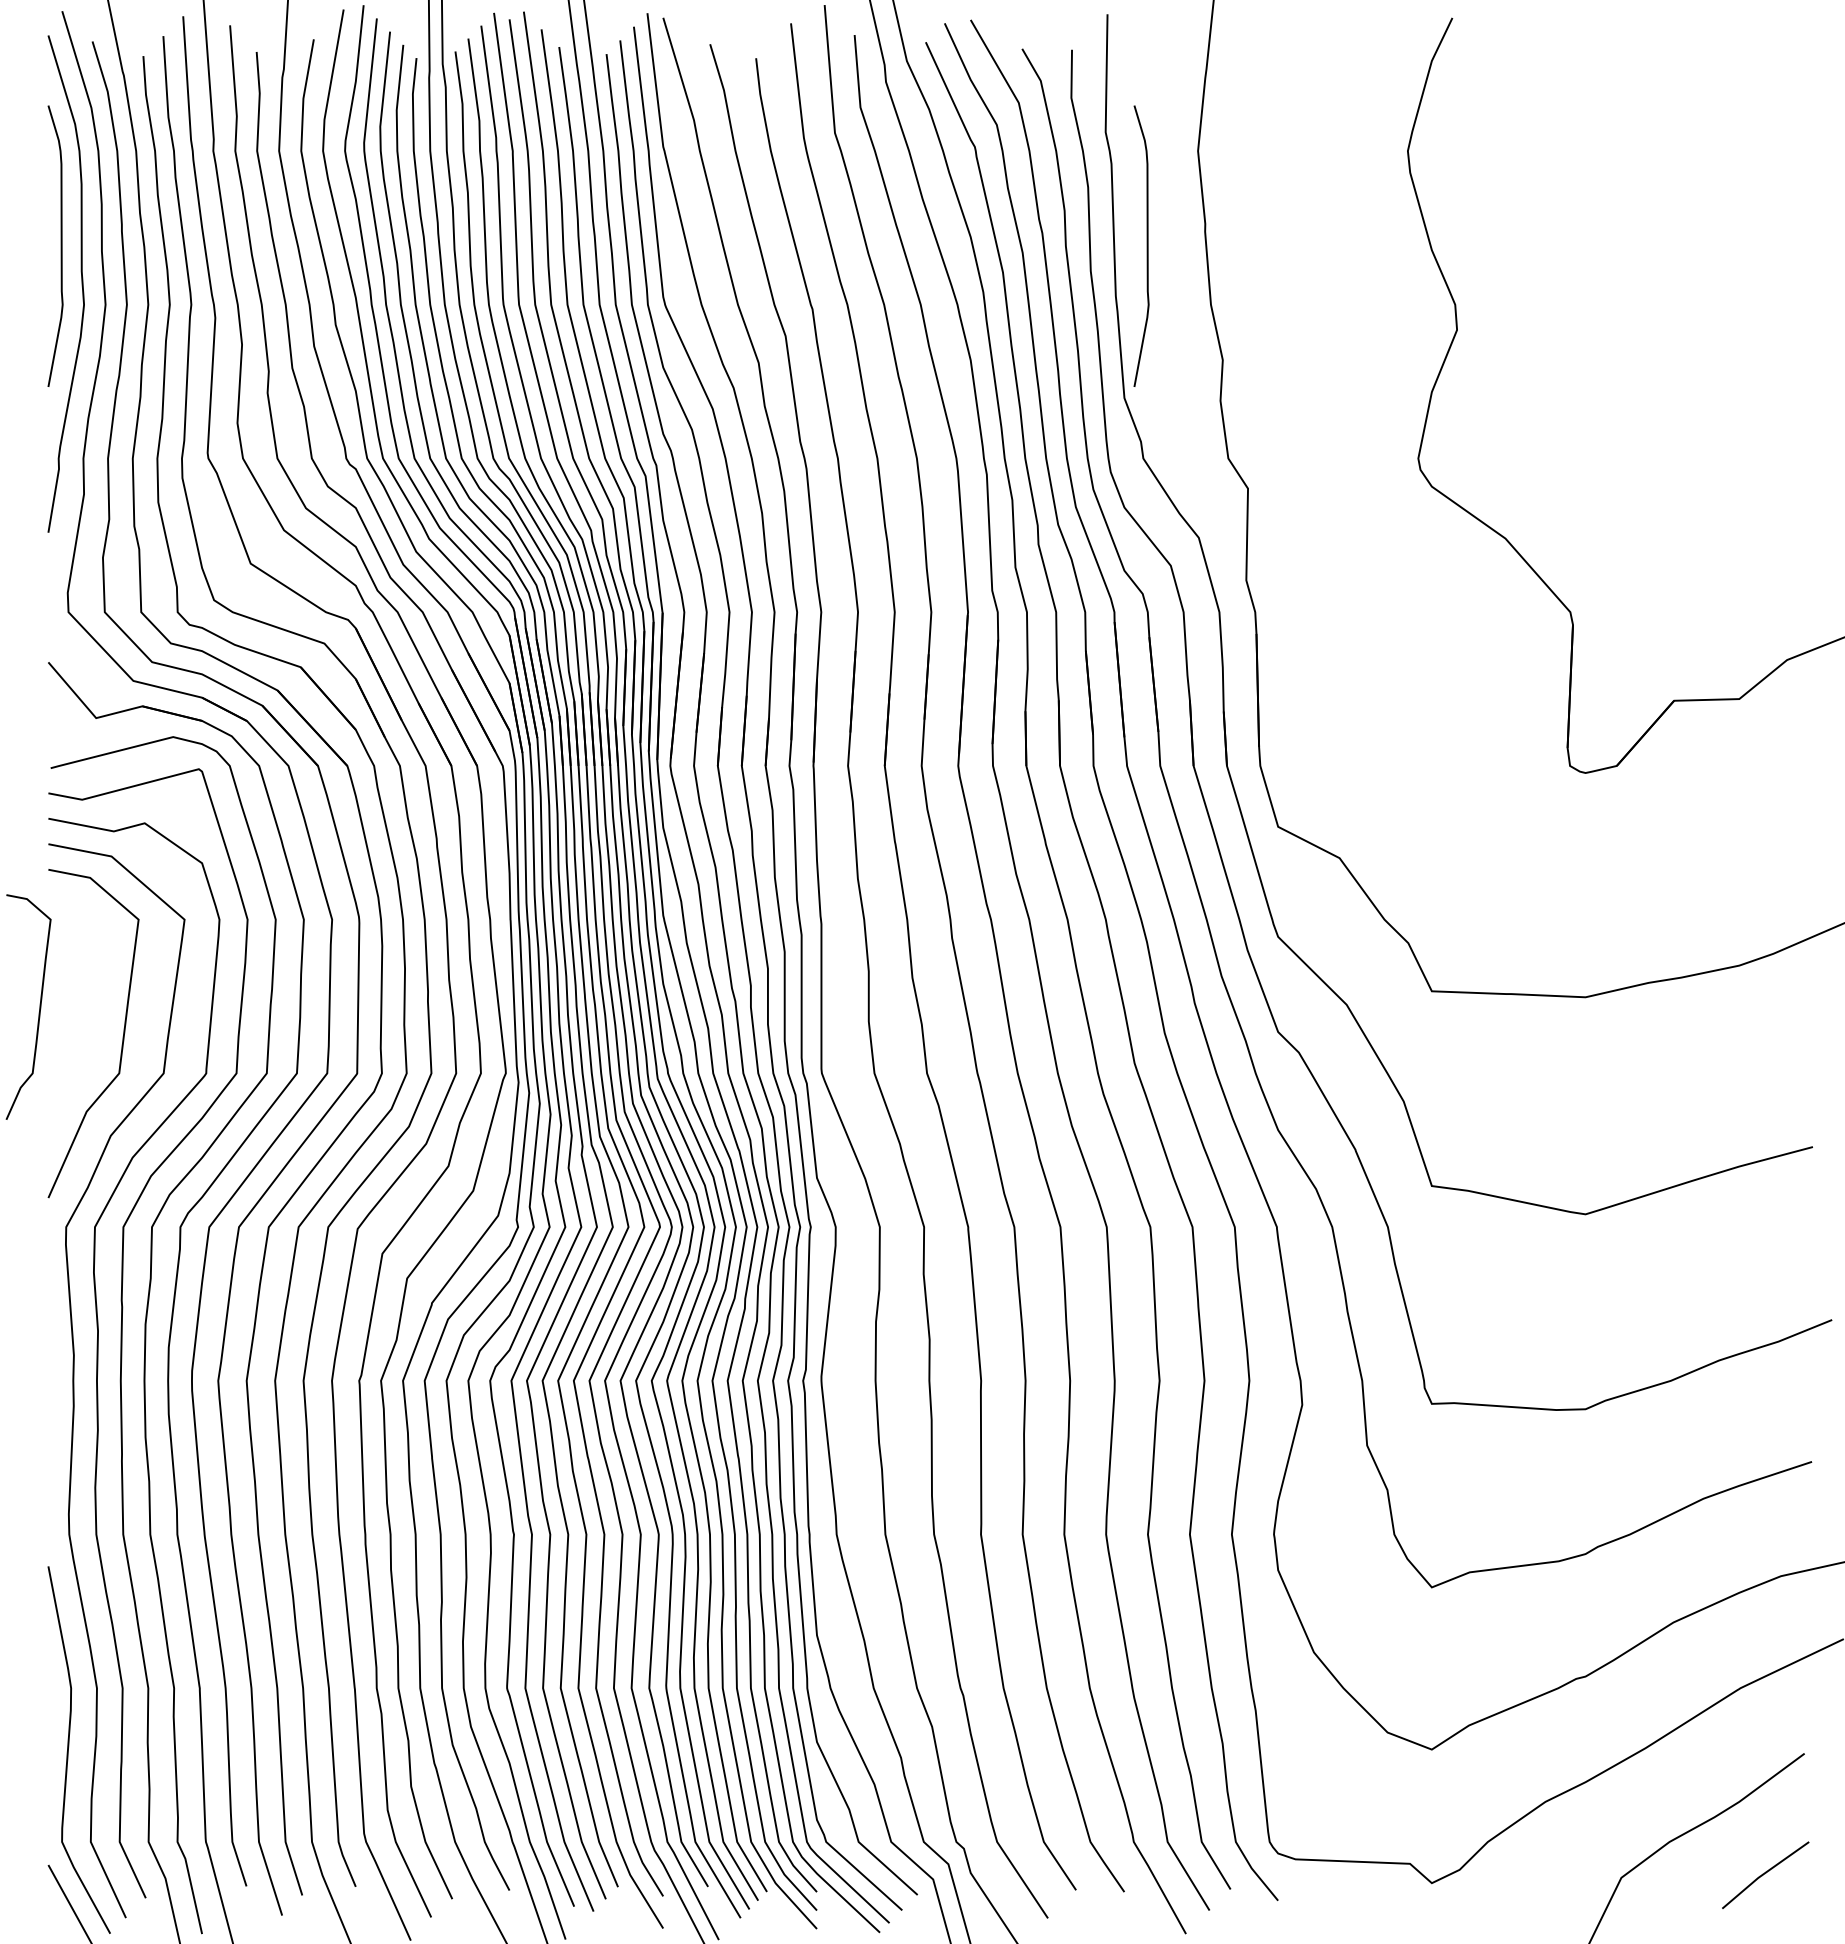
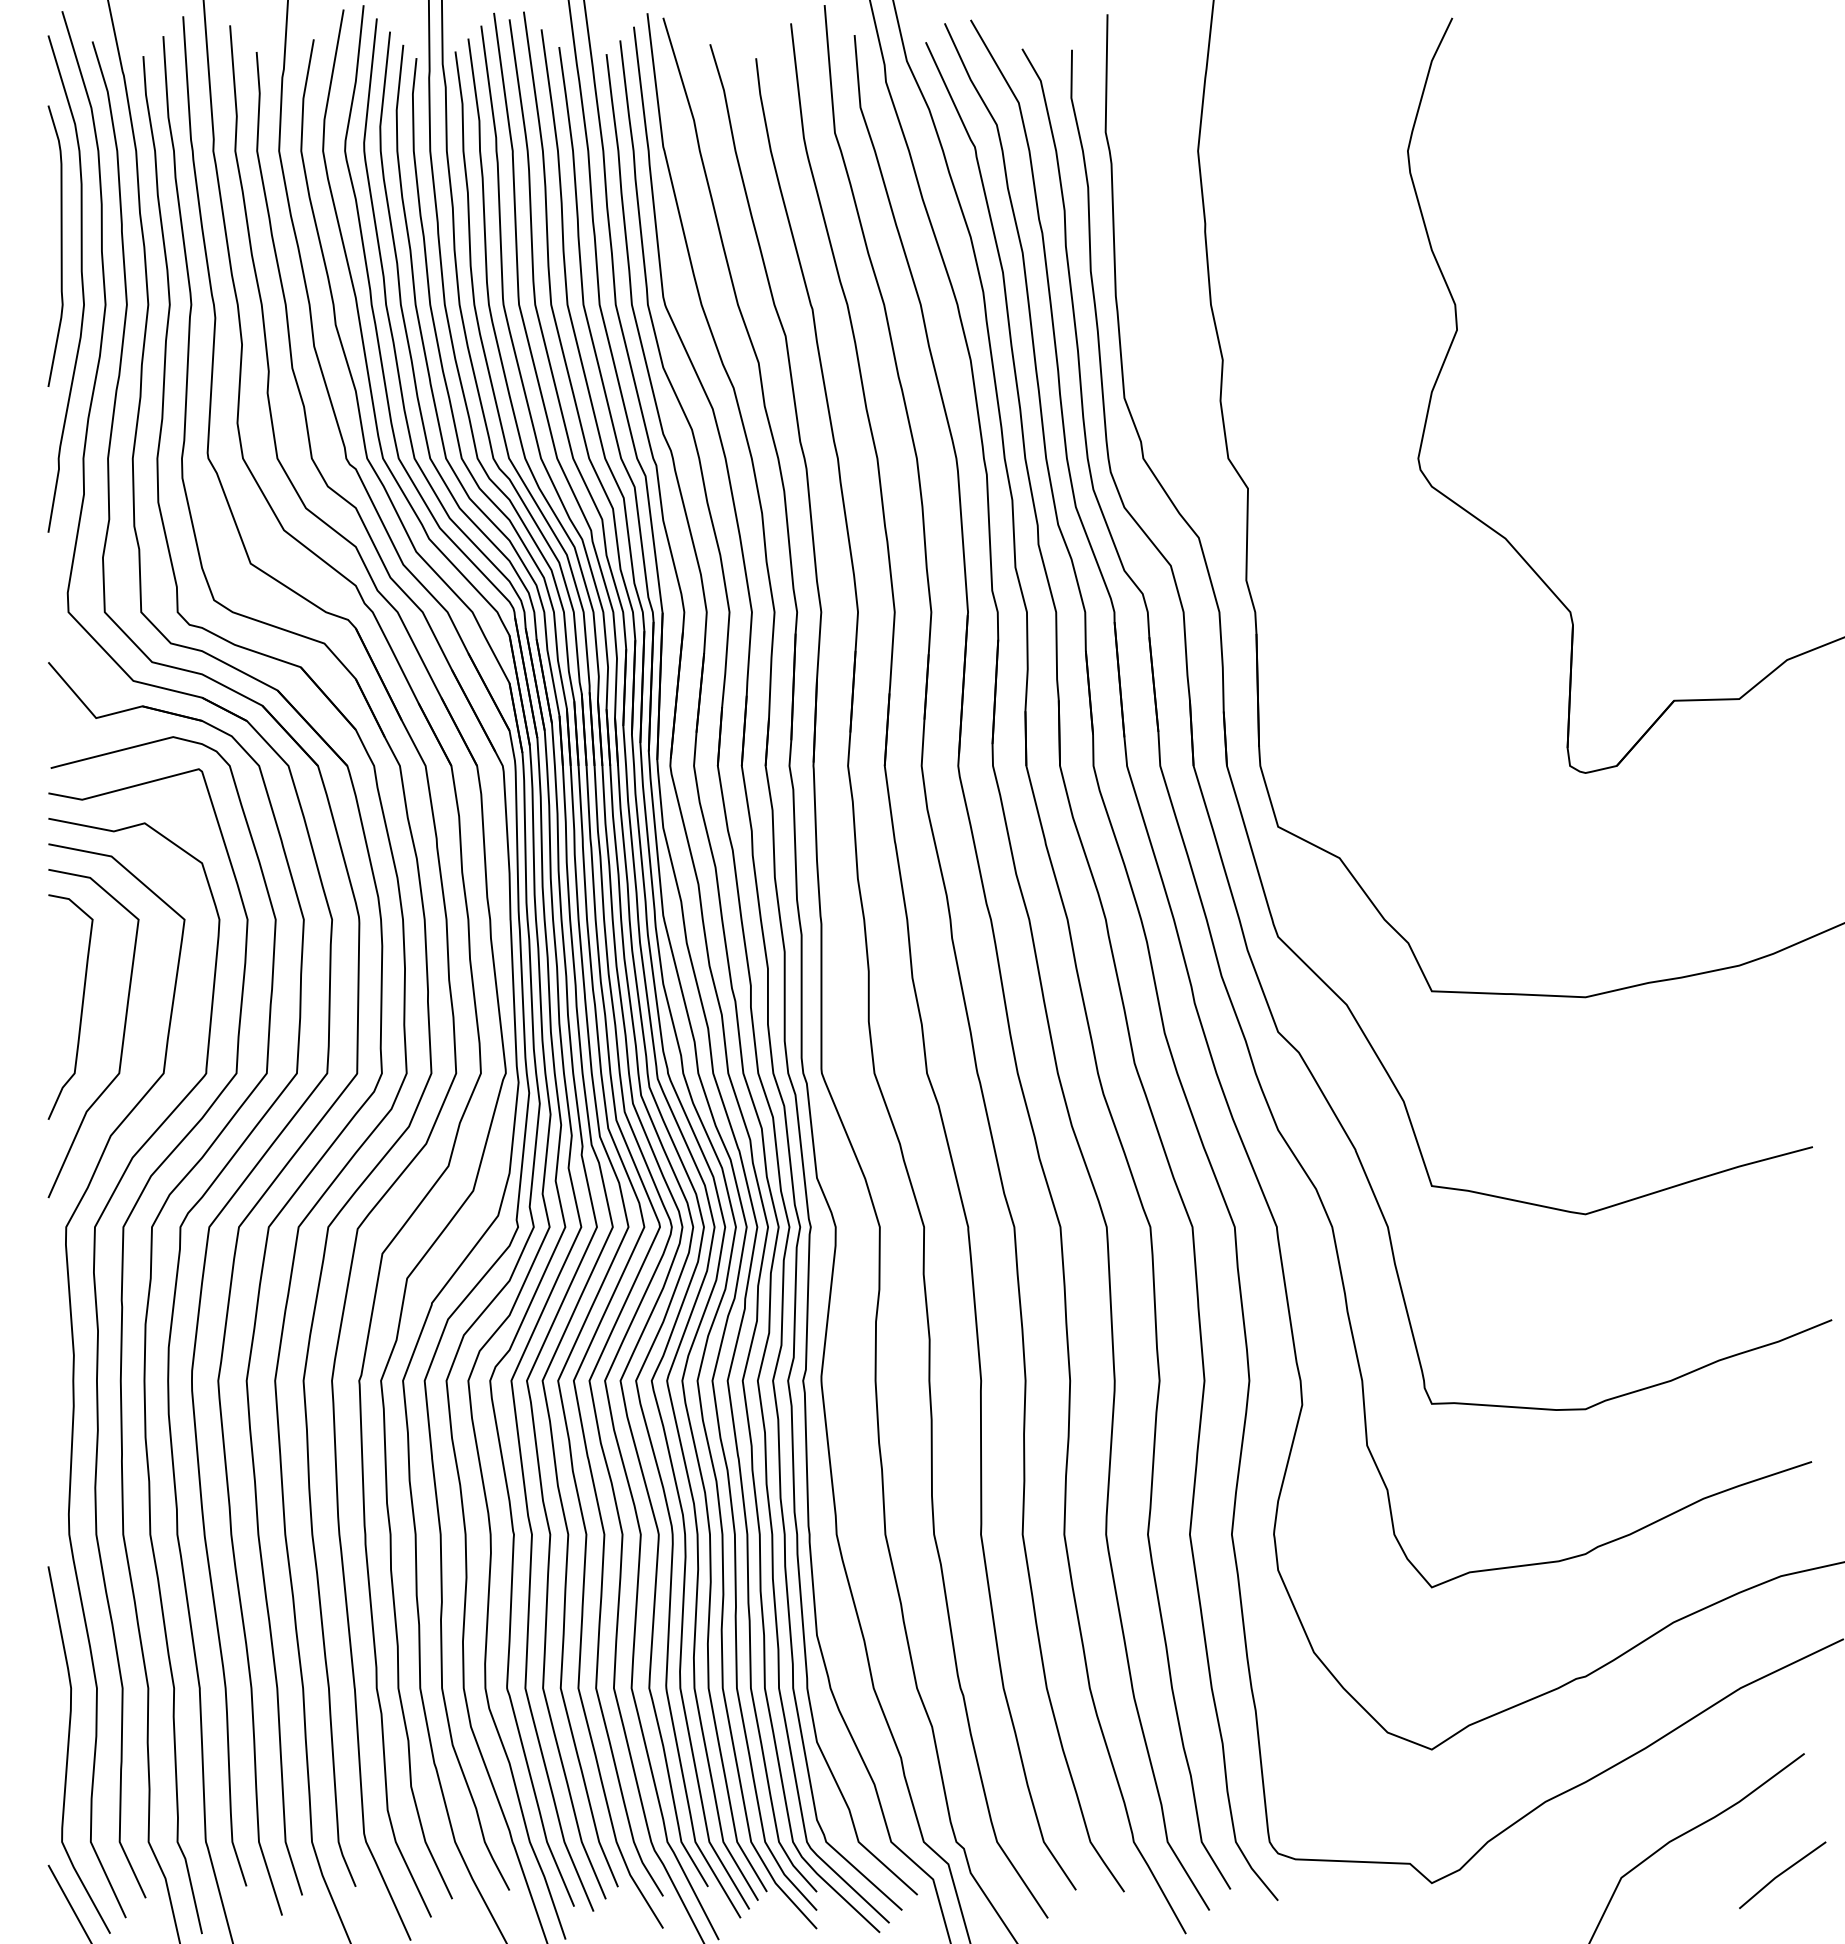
curve: present -> none (1146, 245)
curve position: (39, 1006) -> (81, 1006) (81, 1006)
line position: (1765, 1873) -> (1782, 1873) (1782, 1873)
